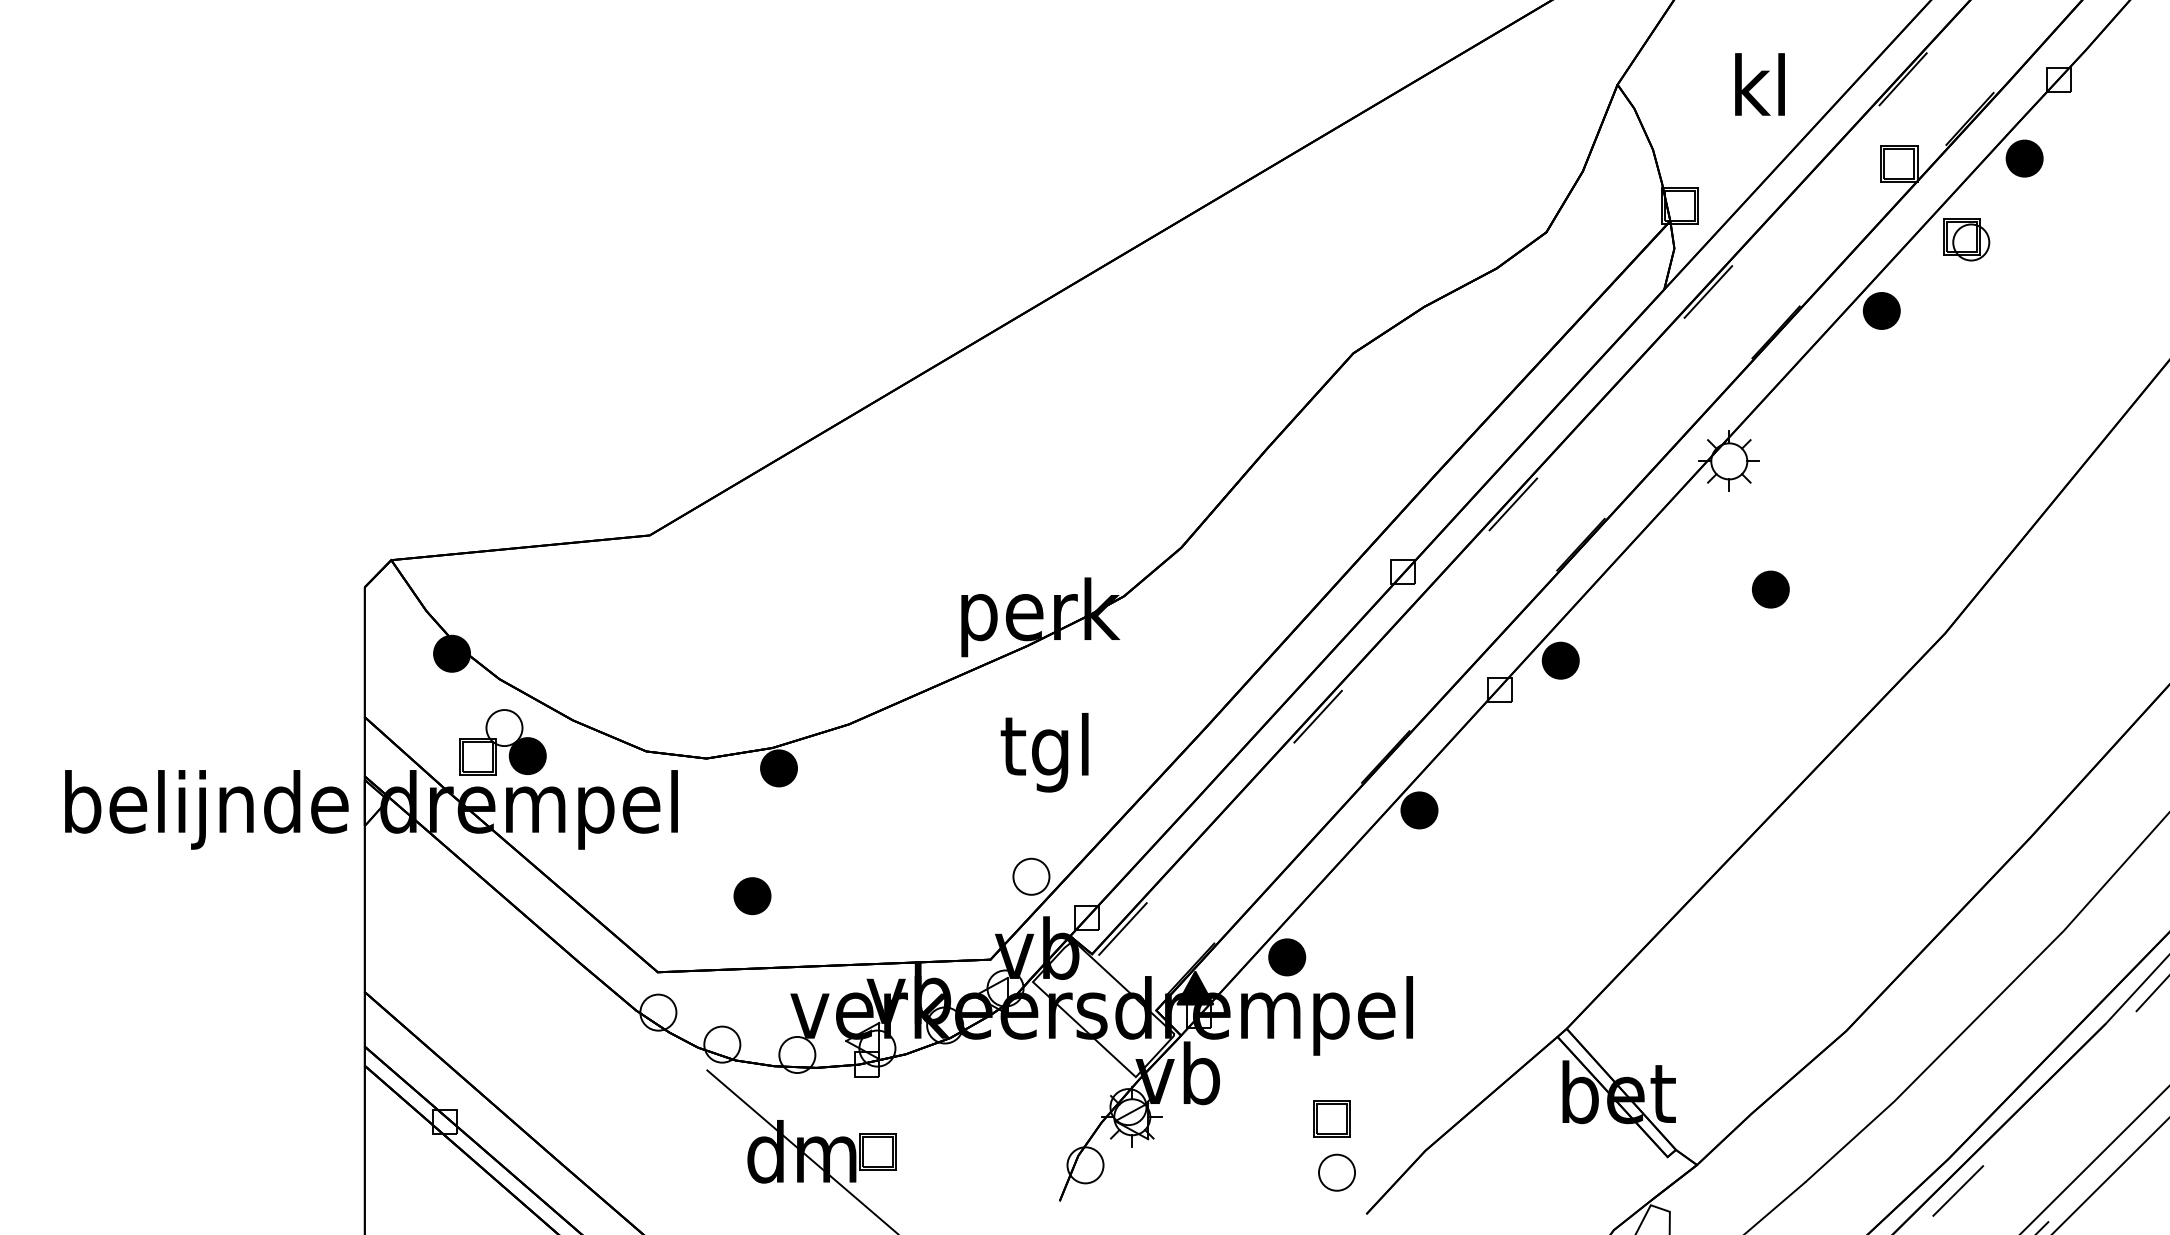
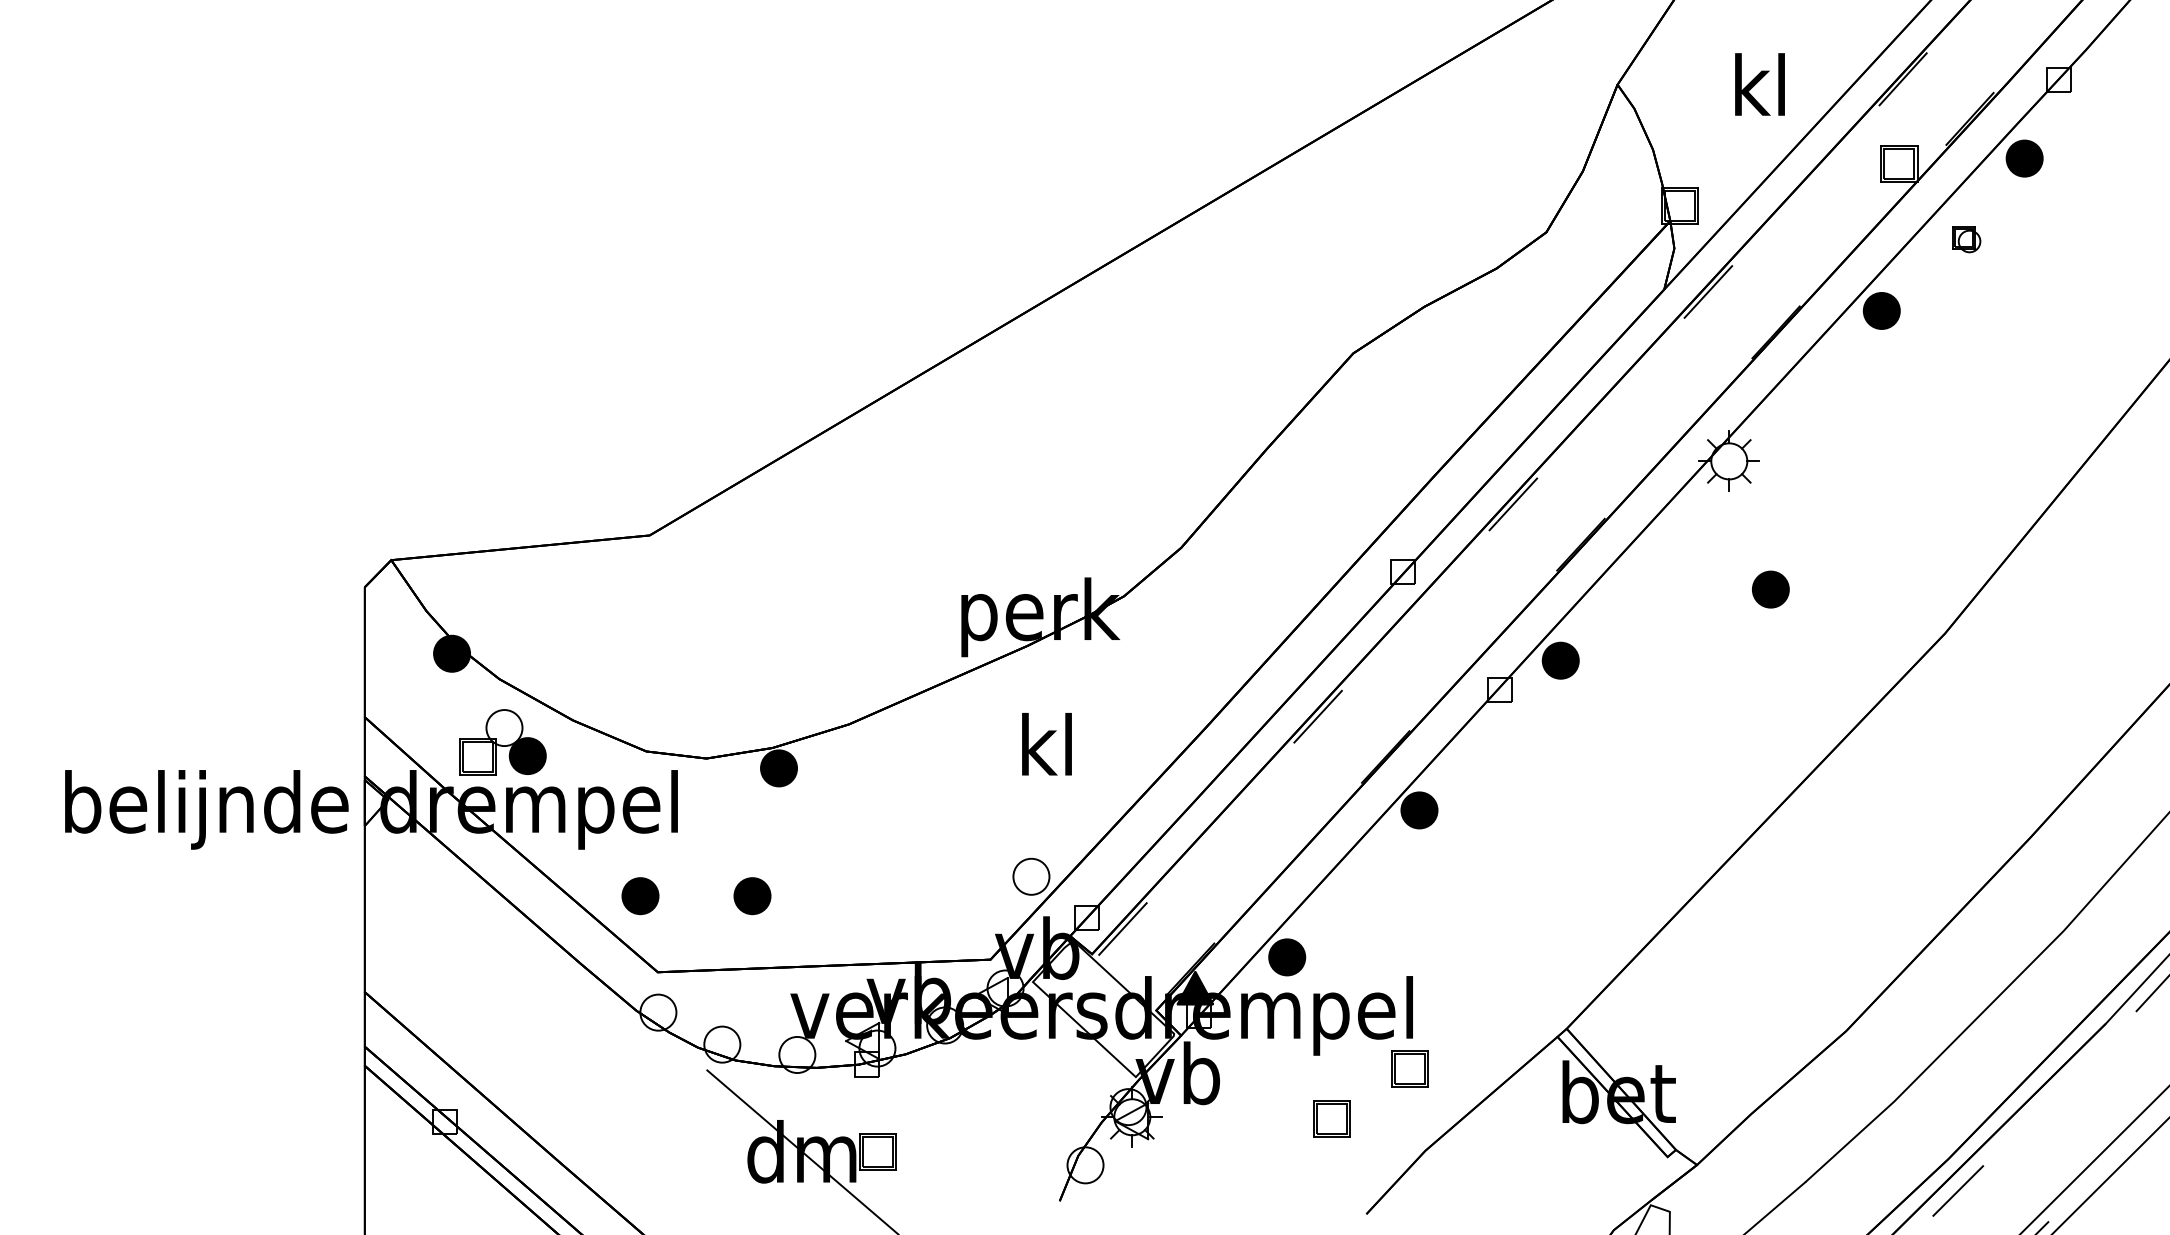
part size: 48x44 px -> 30x28 px (1966, 239)
text: tgl -> kl (1044, 752)
part: none -> present (640, 896)
part: none -> present (1409, 1068)
part: present -> none (1336, 1172)
